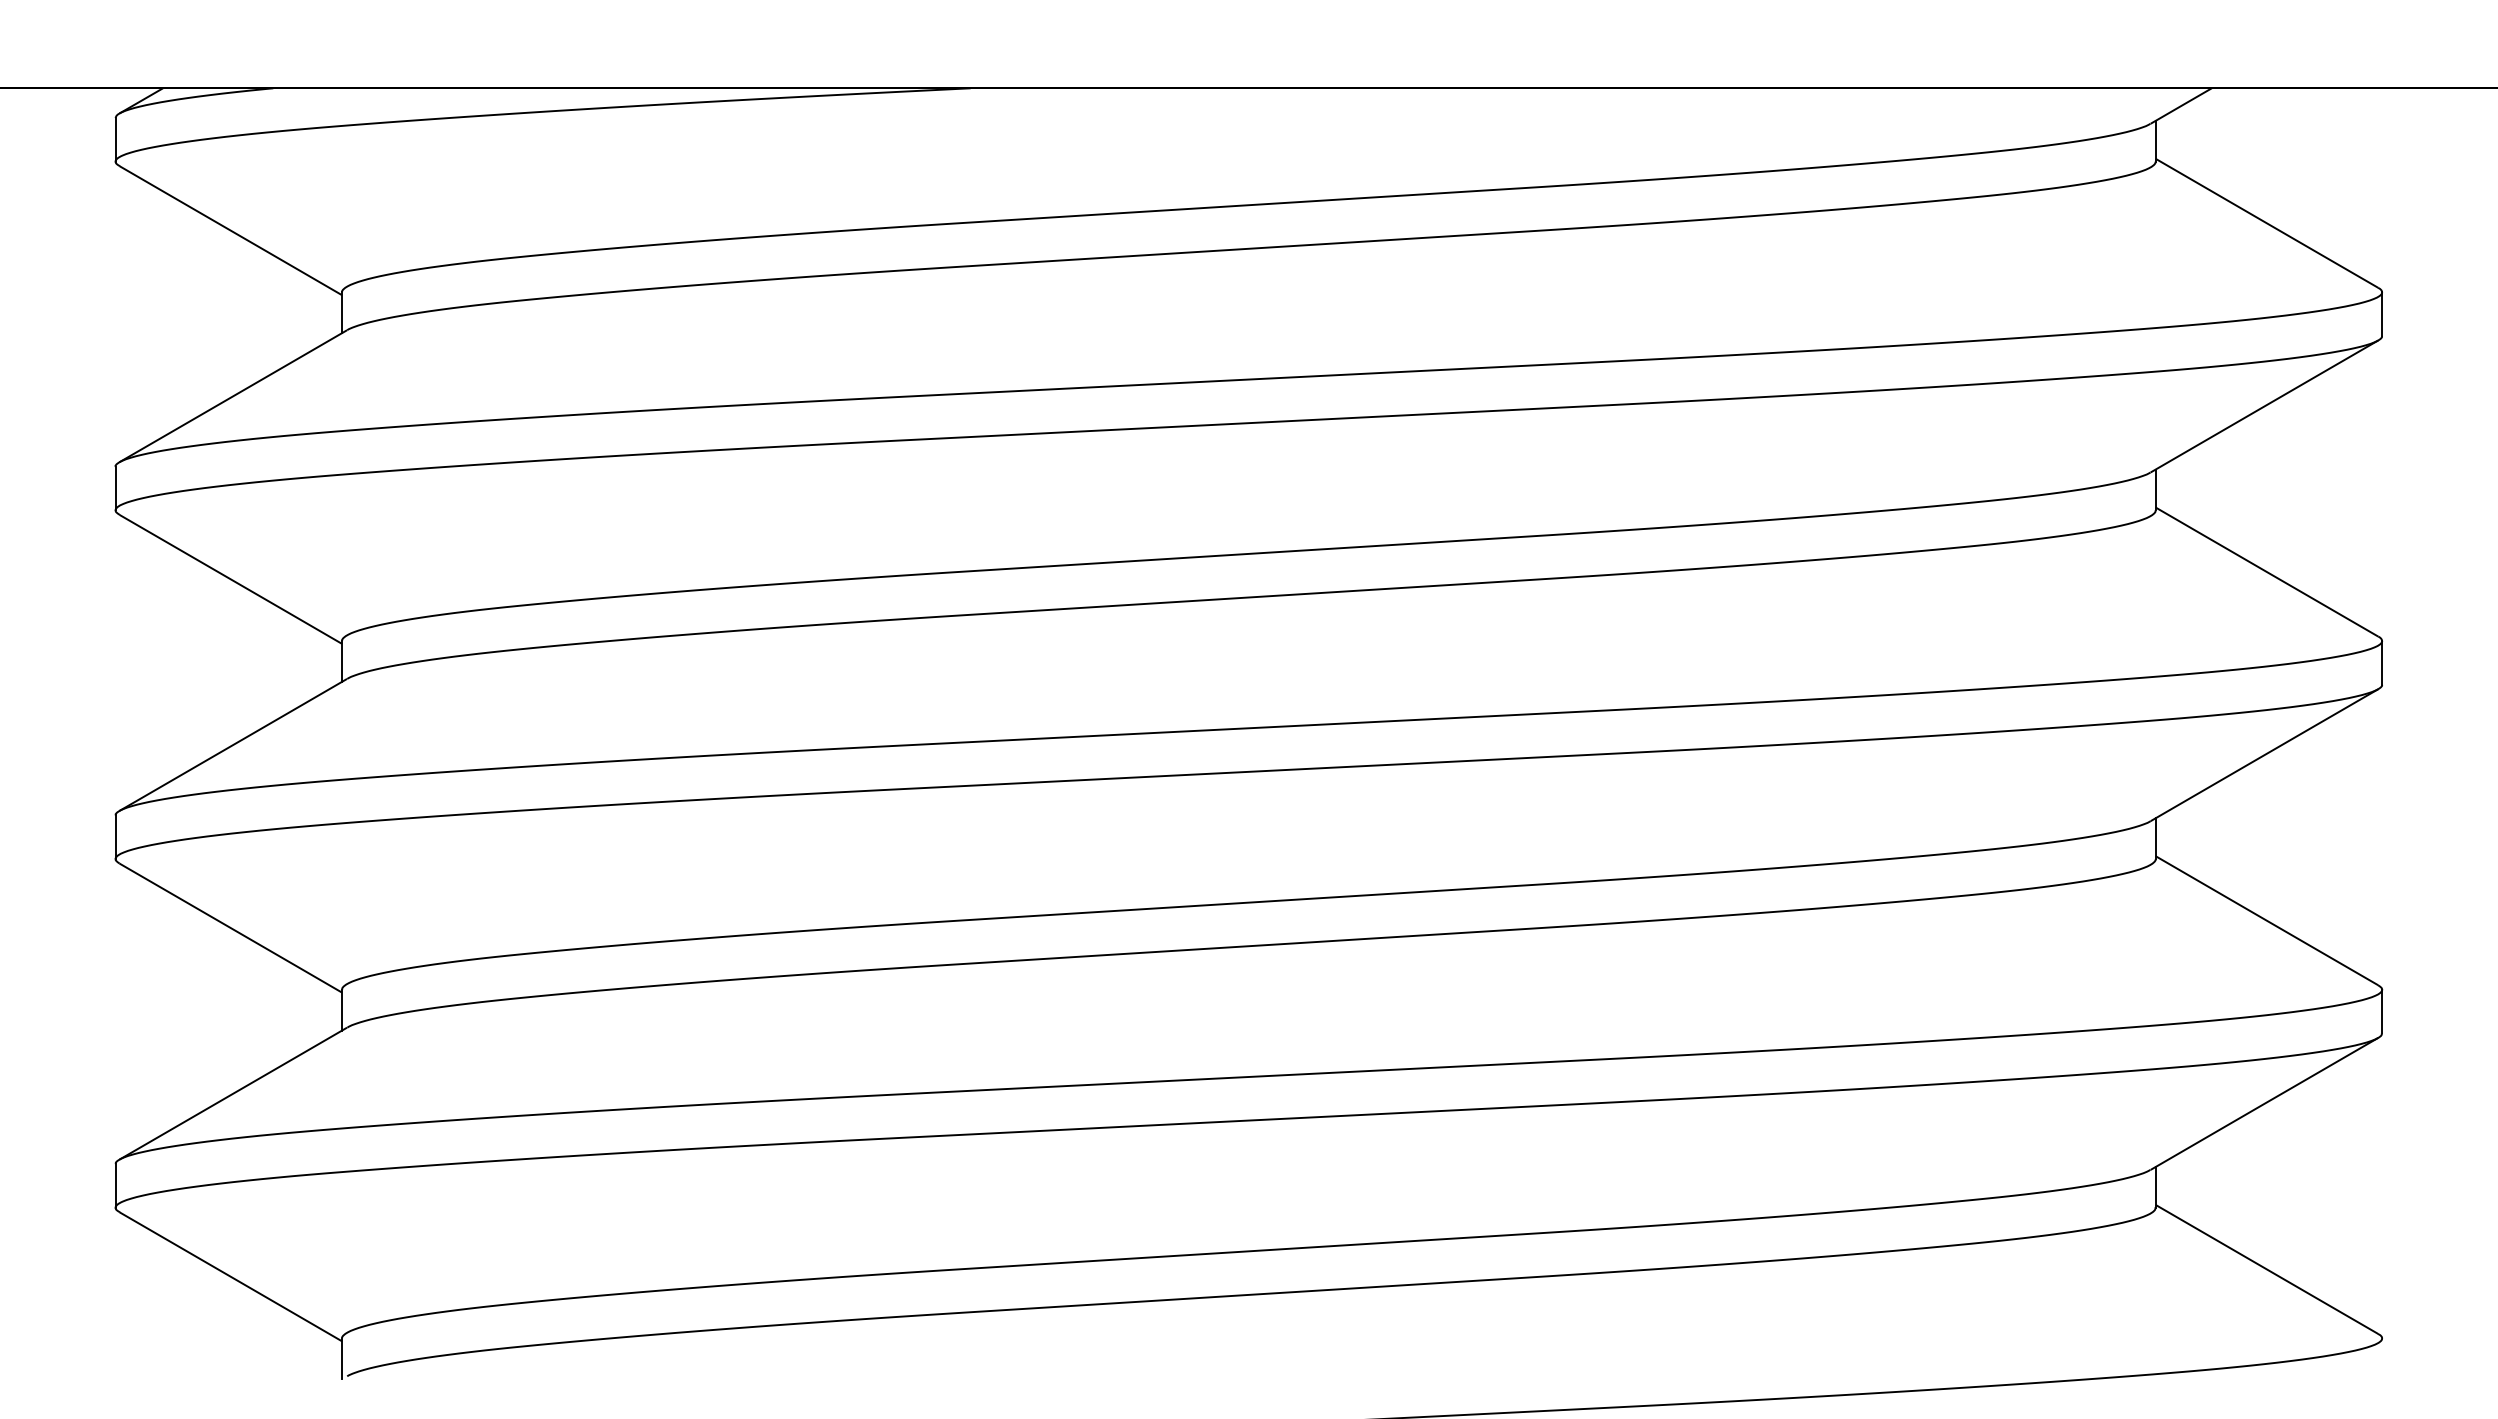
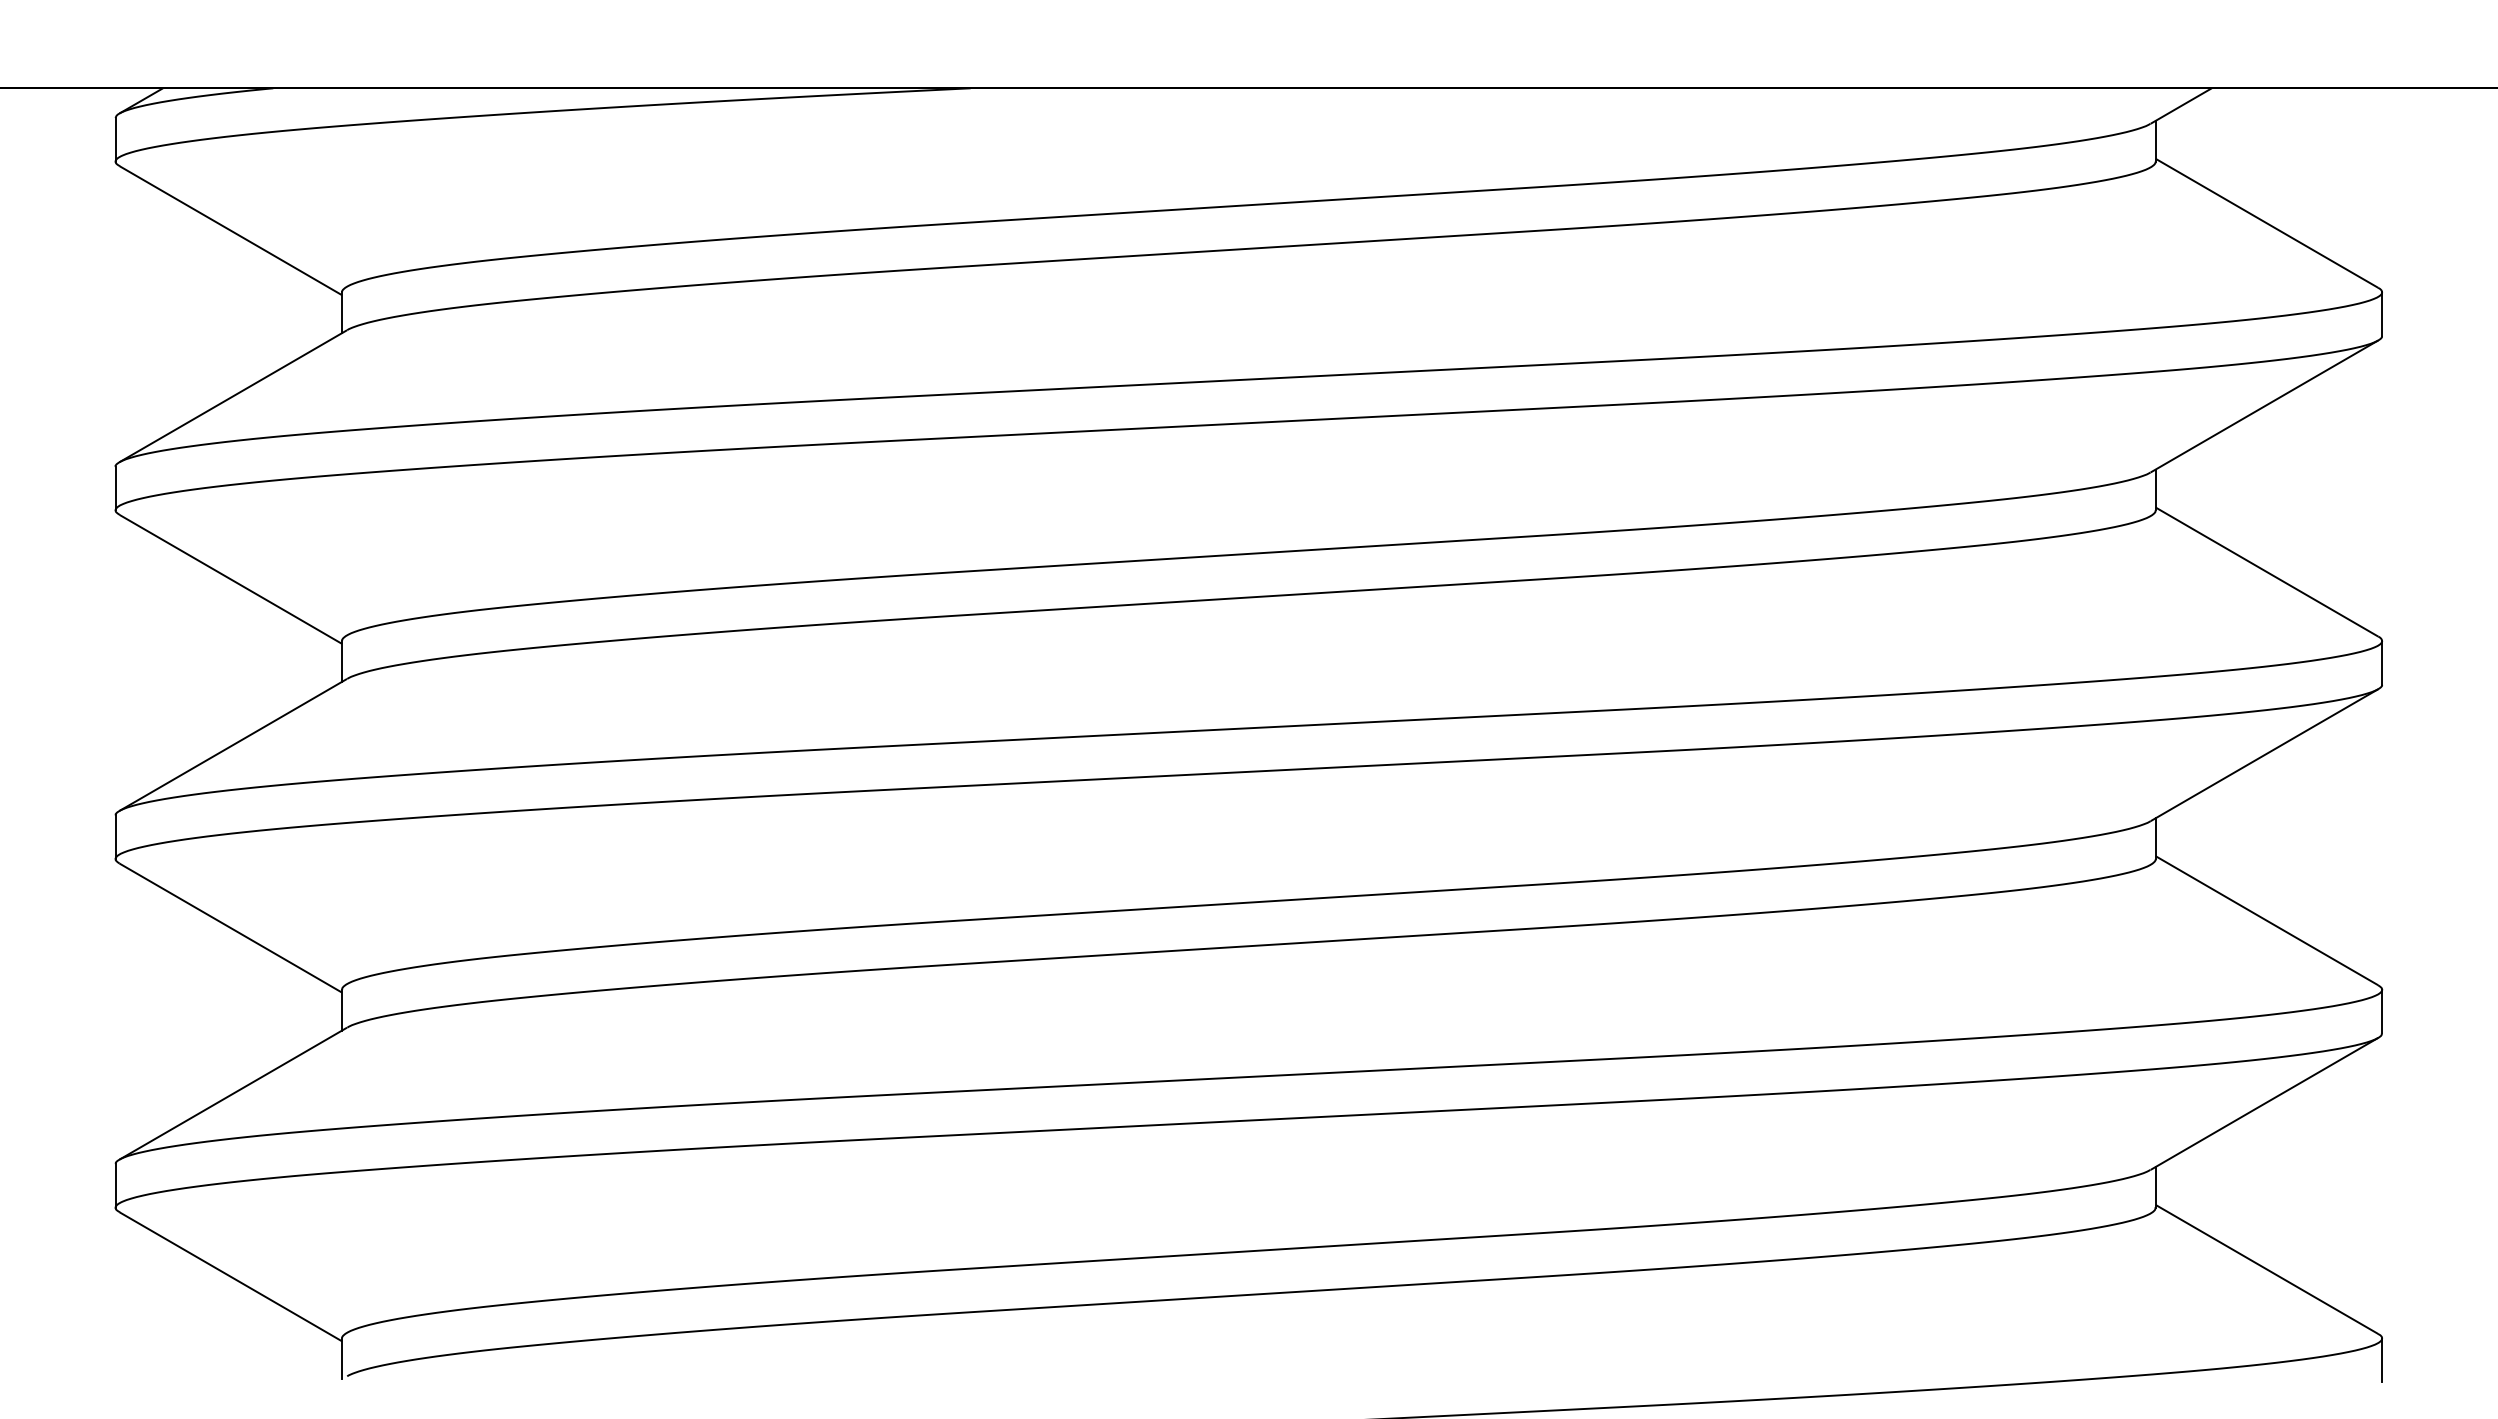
line: none -> present (2382, 1360)
